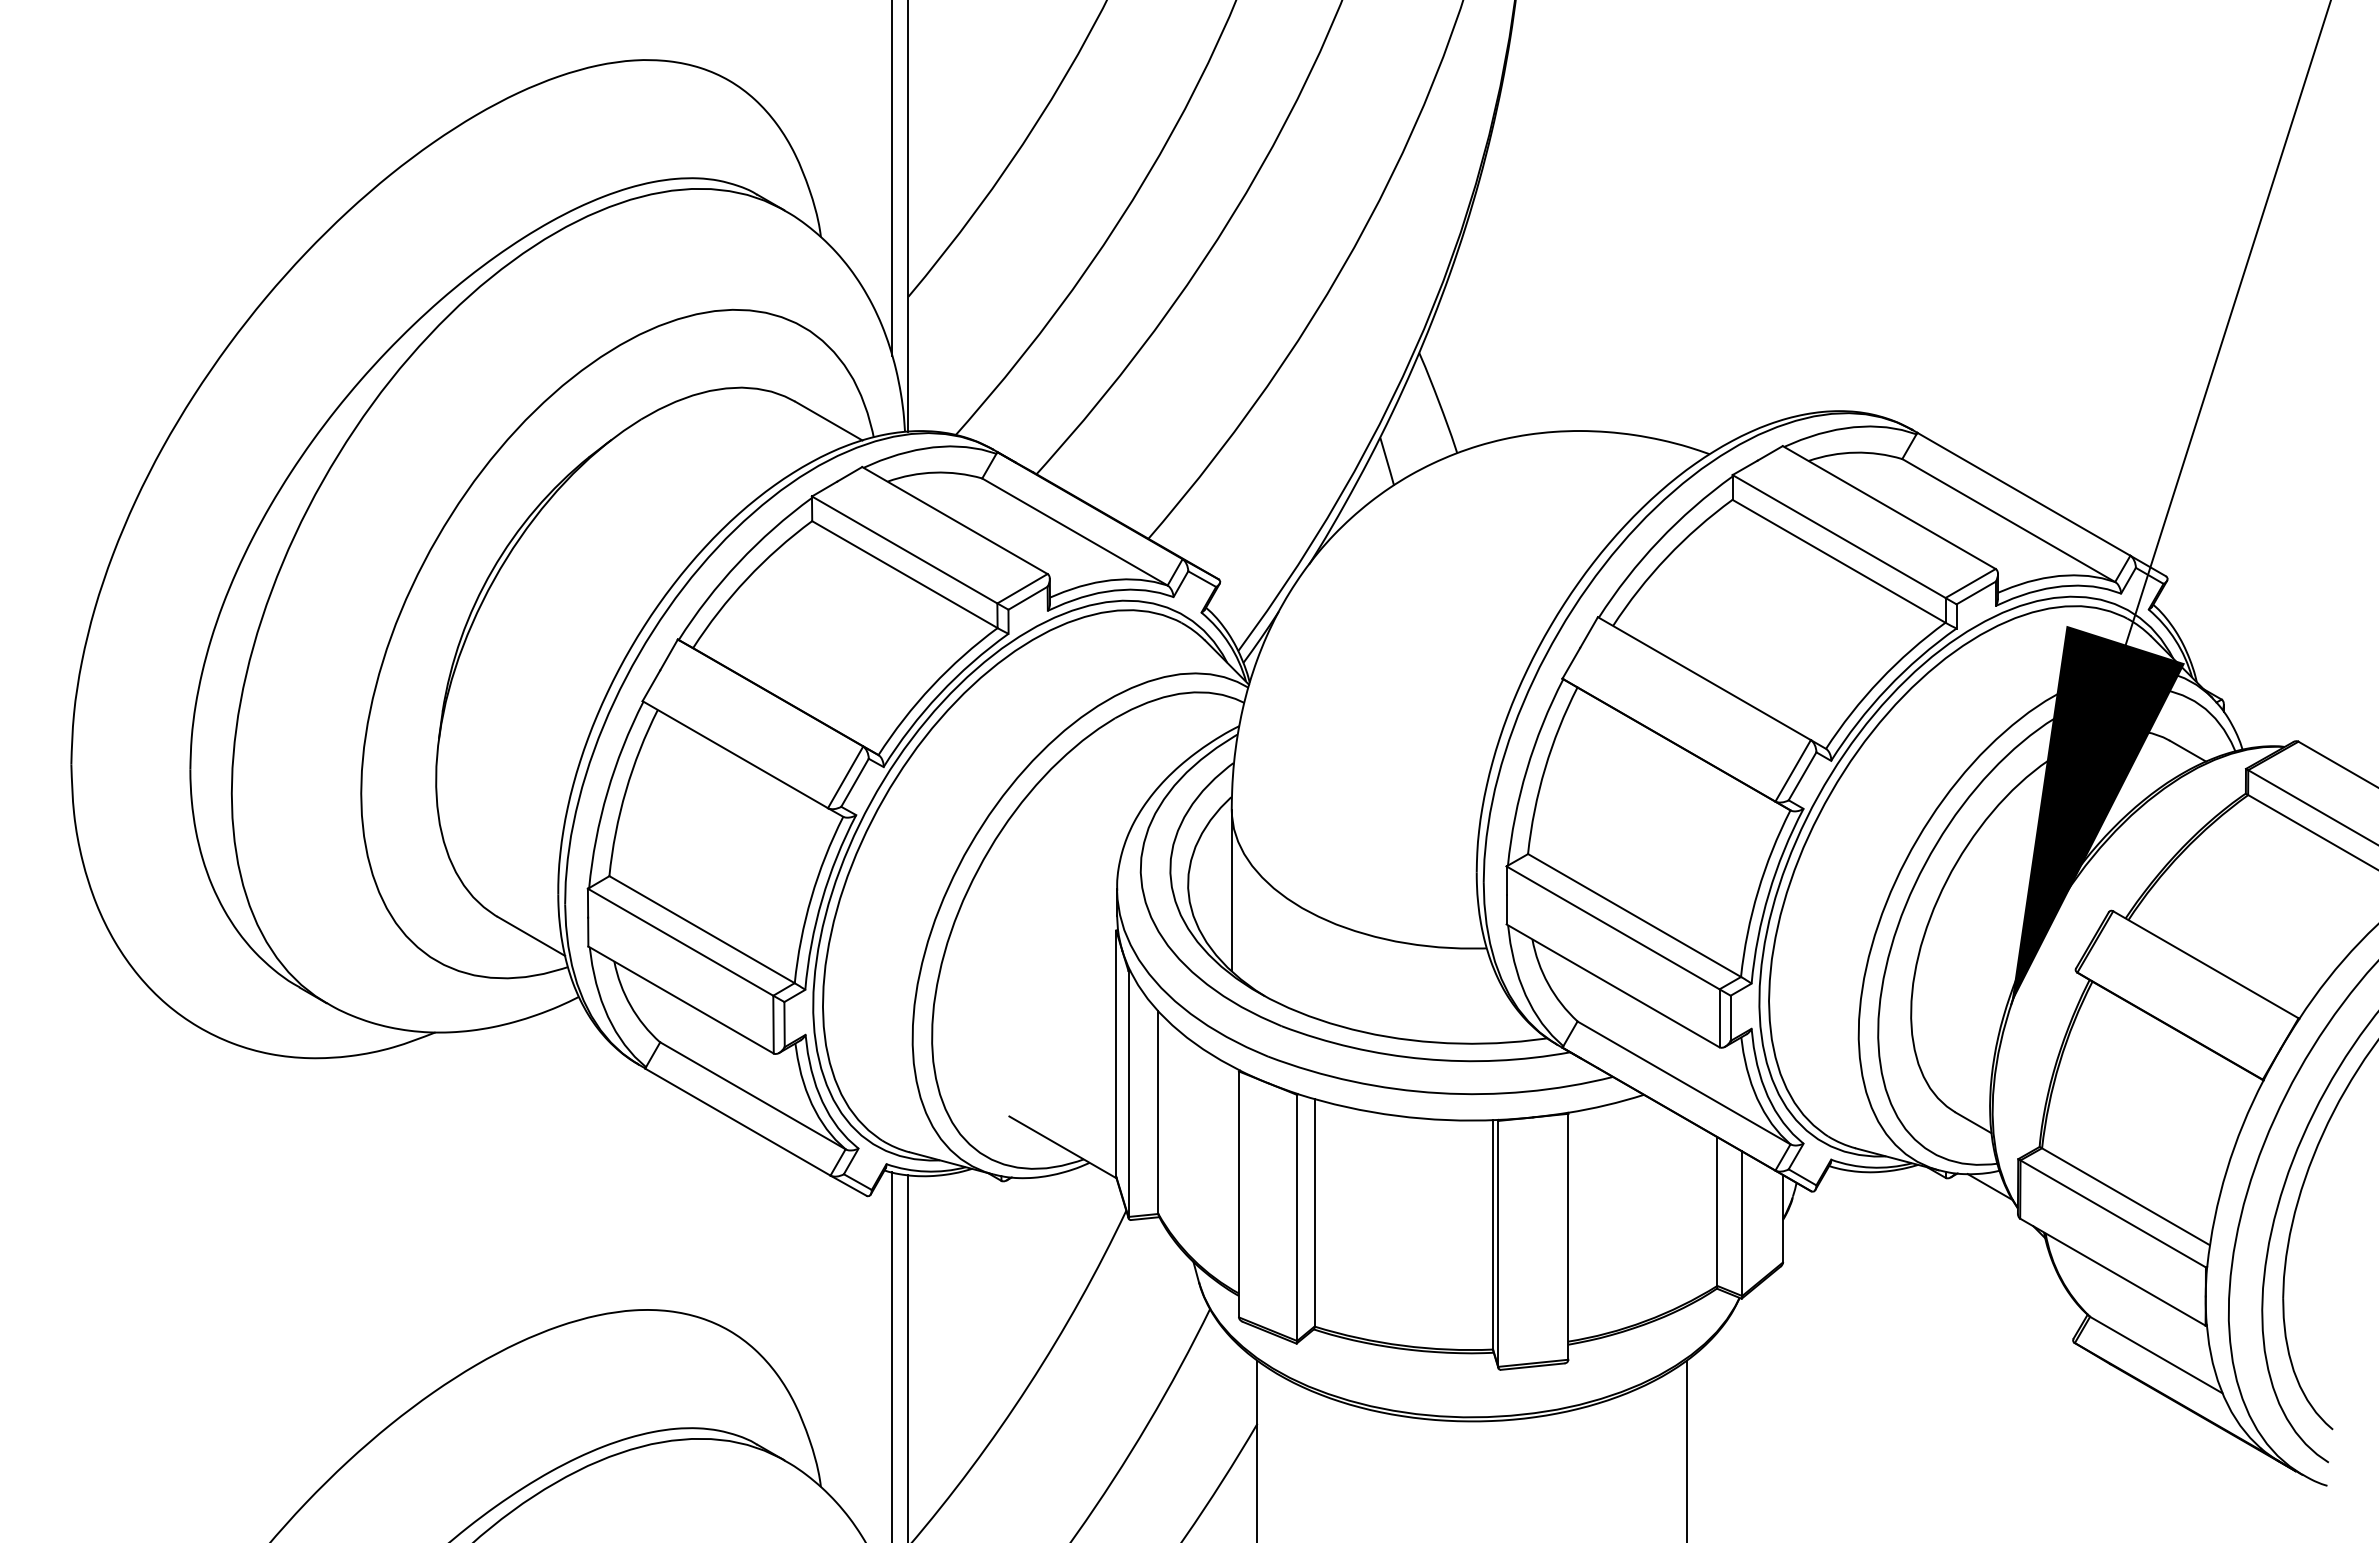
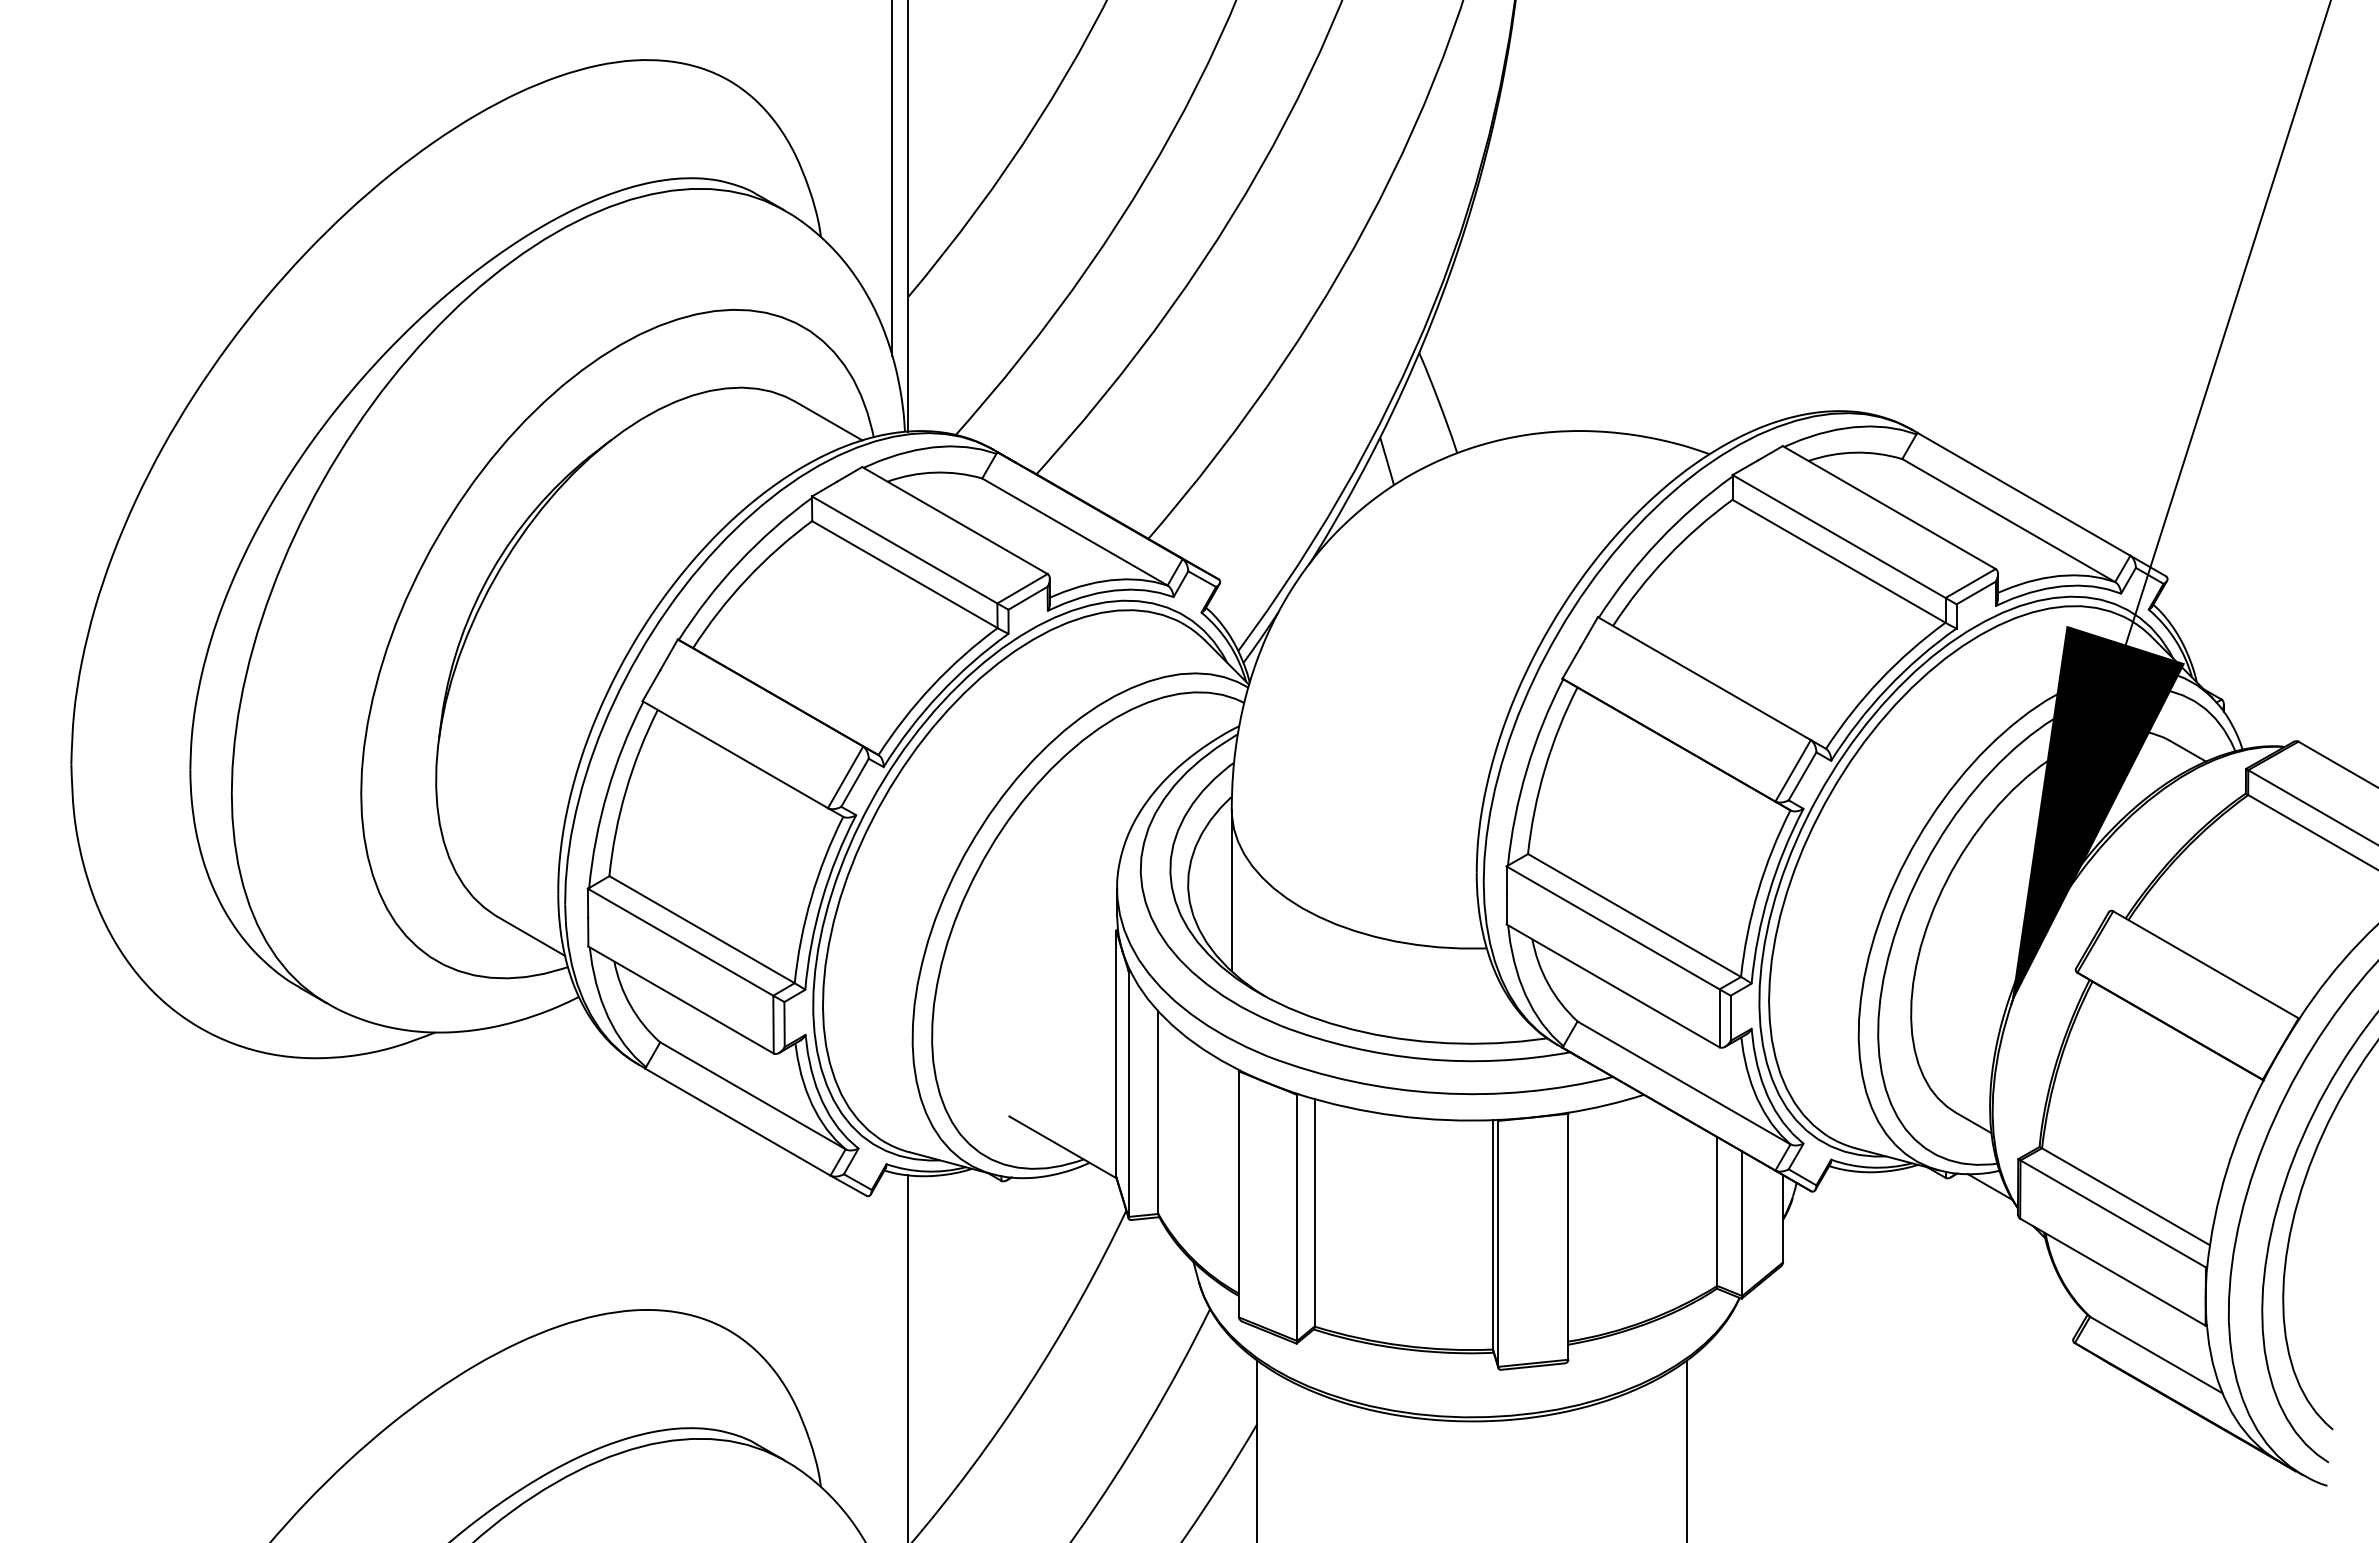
line: present -> none (892, 1355)
